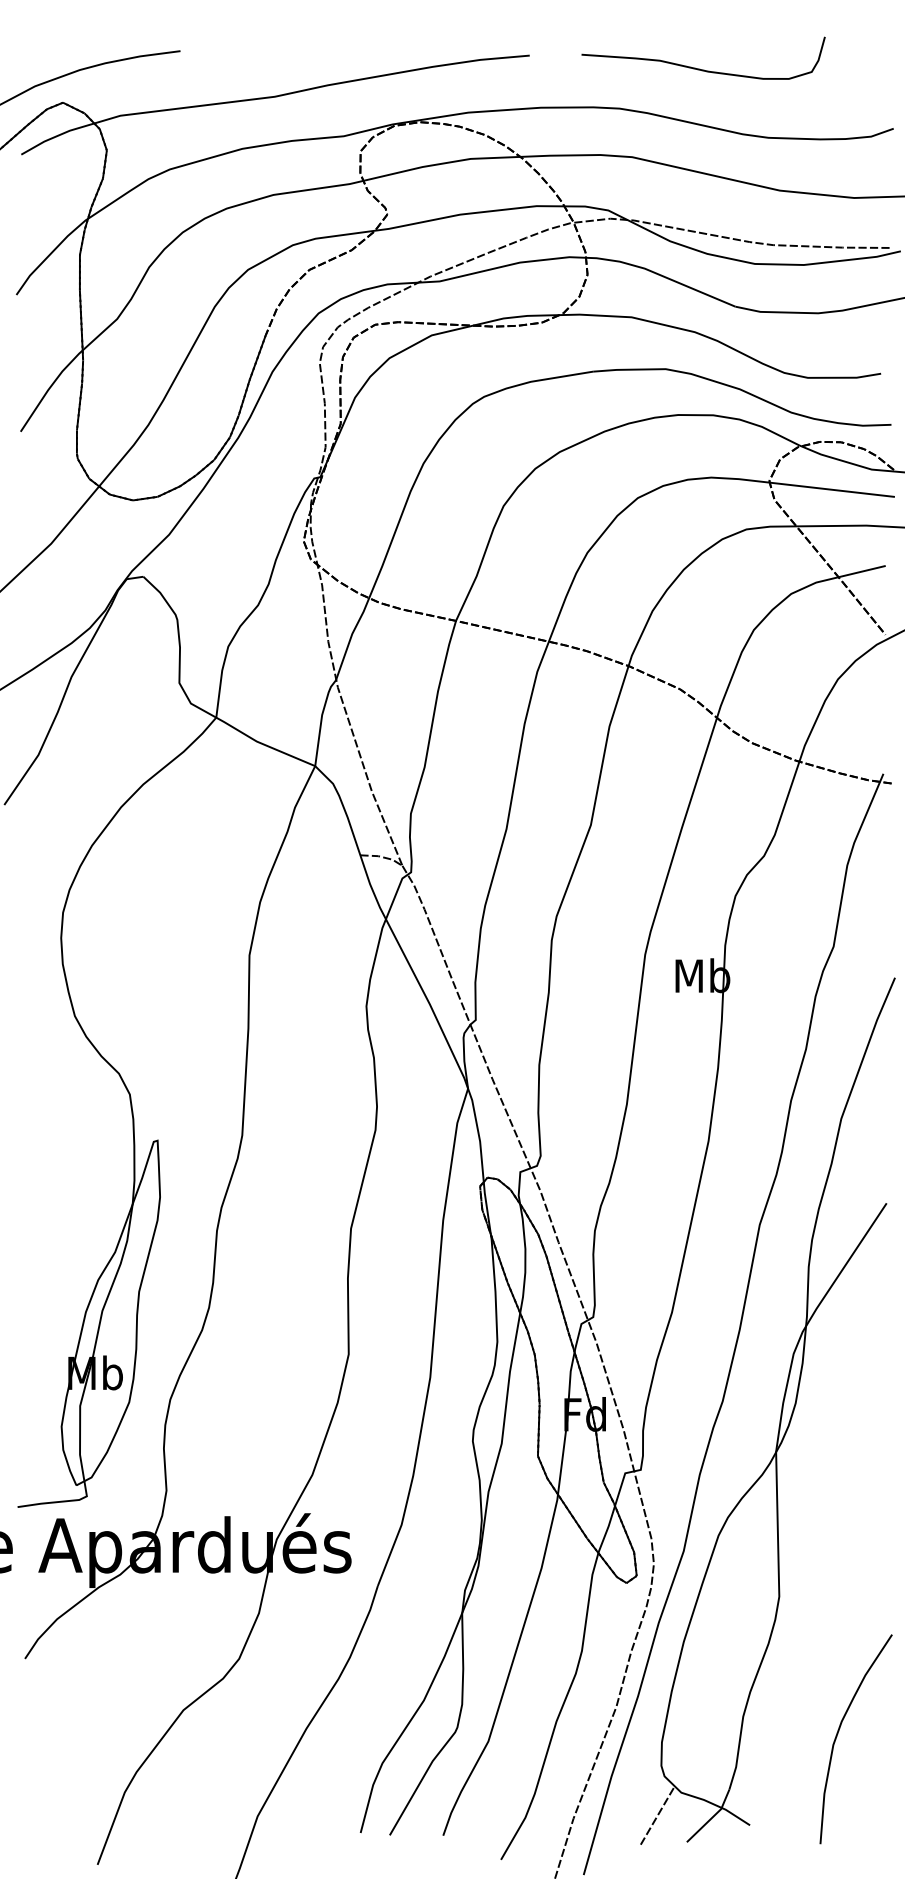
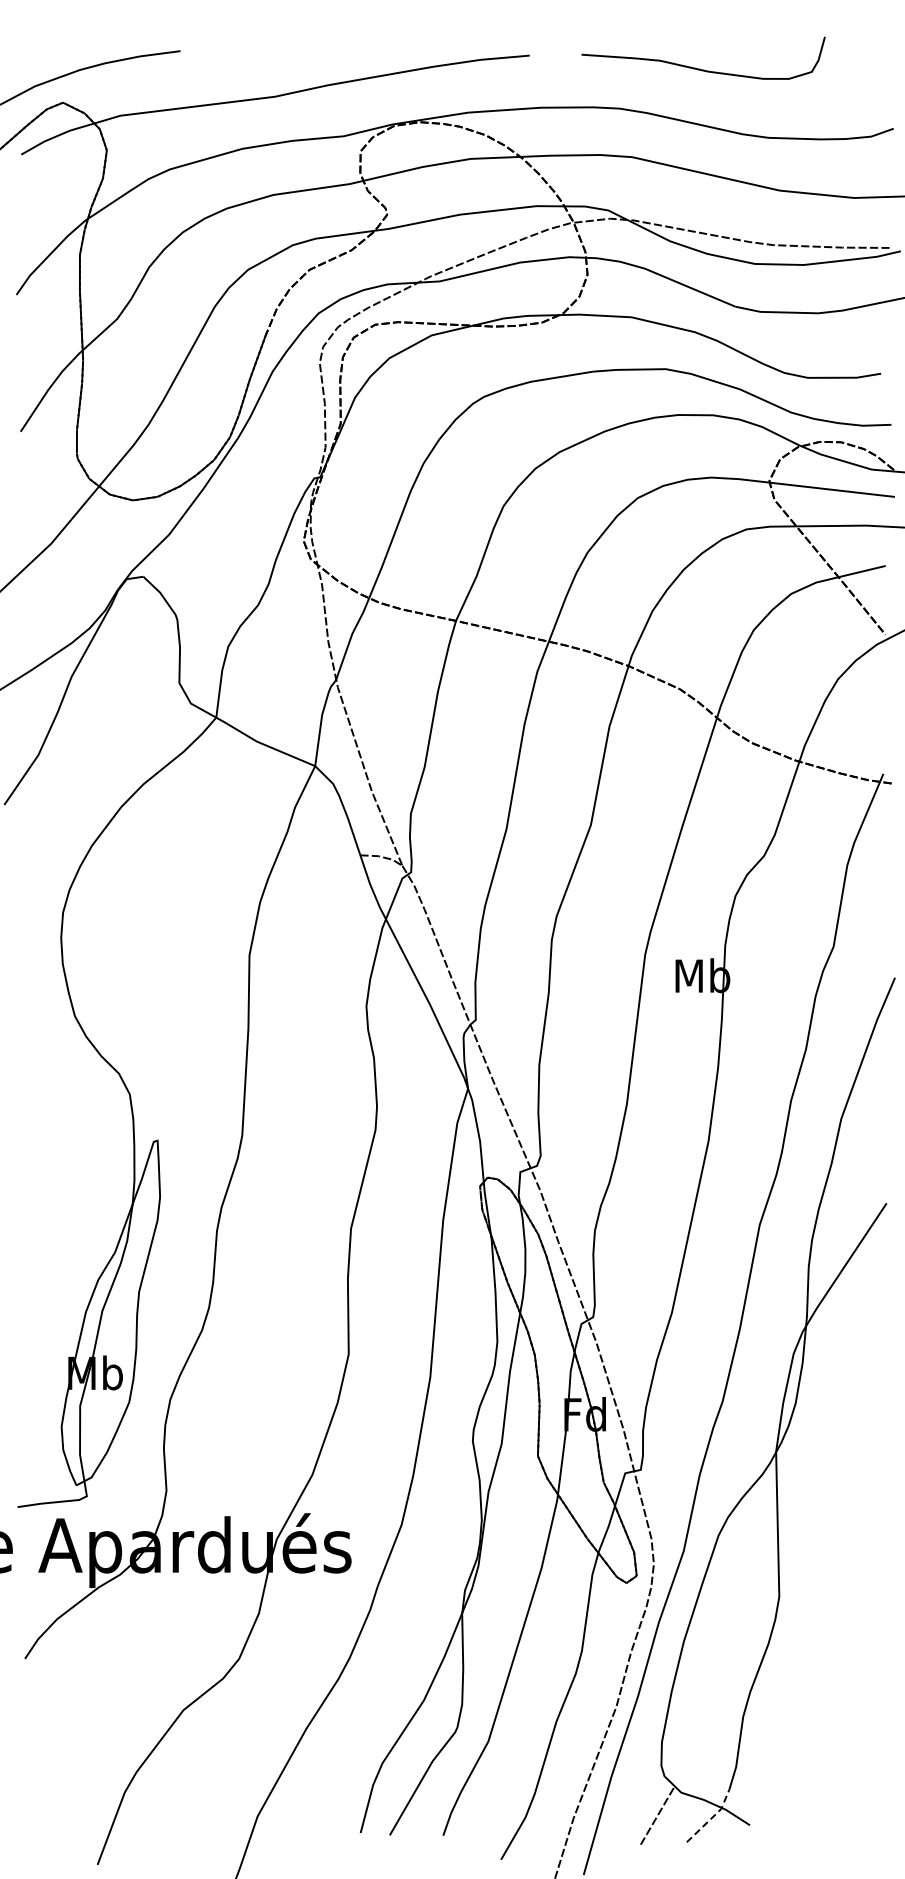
curve: present -> none (838, 1734)
line: solid -> dashed (711, 1818)
